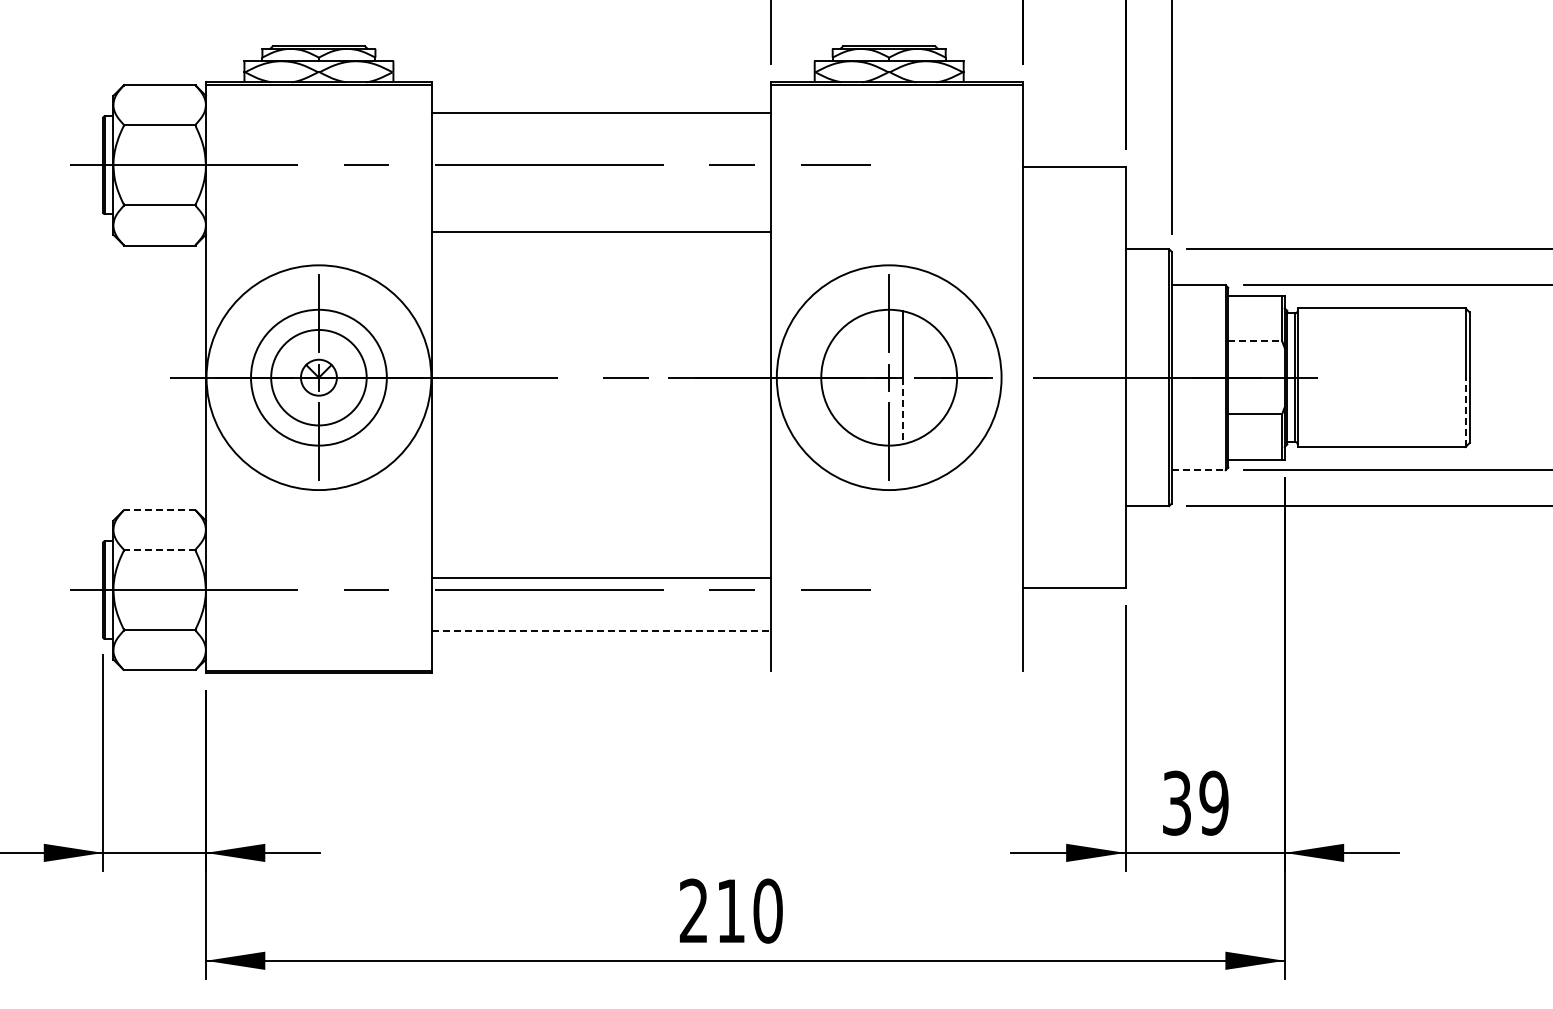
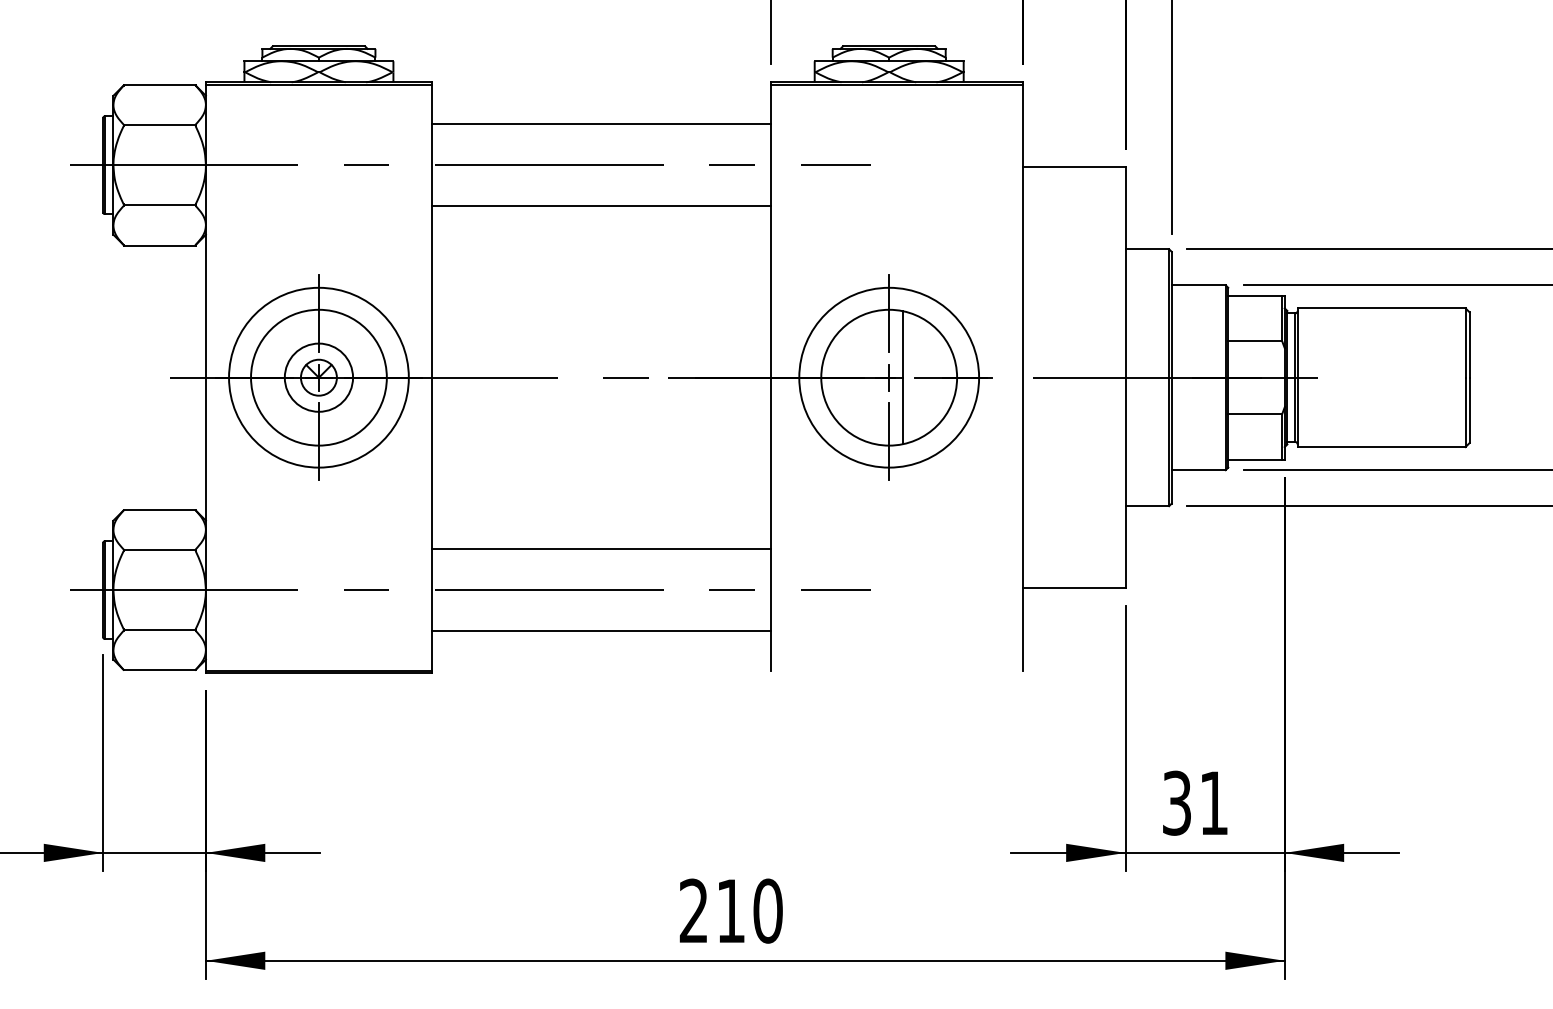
line position: (601, 113) -> (601, 124) (601, 124)
line position: (601, 232) -> (601, 206) (601, 206)
line: dashed -> solid (1255, 341)
circle diameter: 225 px -> 180 px (318, 377)
circle diameter: 96 px -> 68 px (318, 377)
circle diameter: 225 px -> 180 px (889, 377)
line: dashed -> solid (903, 411)
line: dashed -> solid (1465, 412)
line: dashed -> solid (1198, 470)
line: dashed -> solid (159, 509)
line: dashed -> solid (159, 550)
line position: (601, 578) -> (601, 549) (601, 549)
line: dashed -> solid (601, 631)
text: 39 -> 31 (1213, 802)
